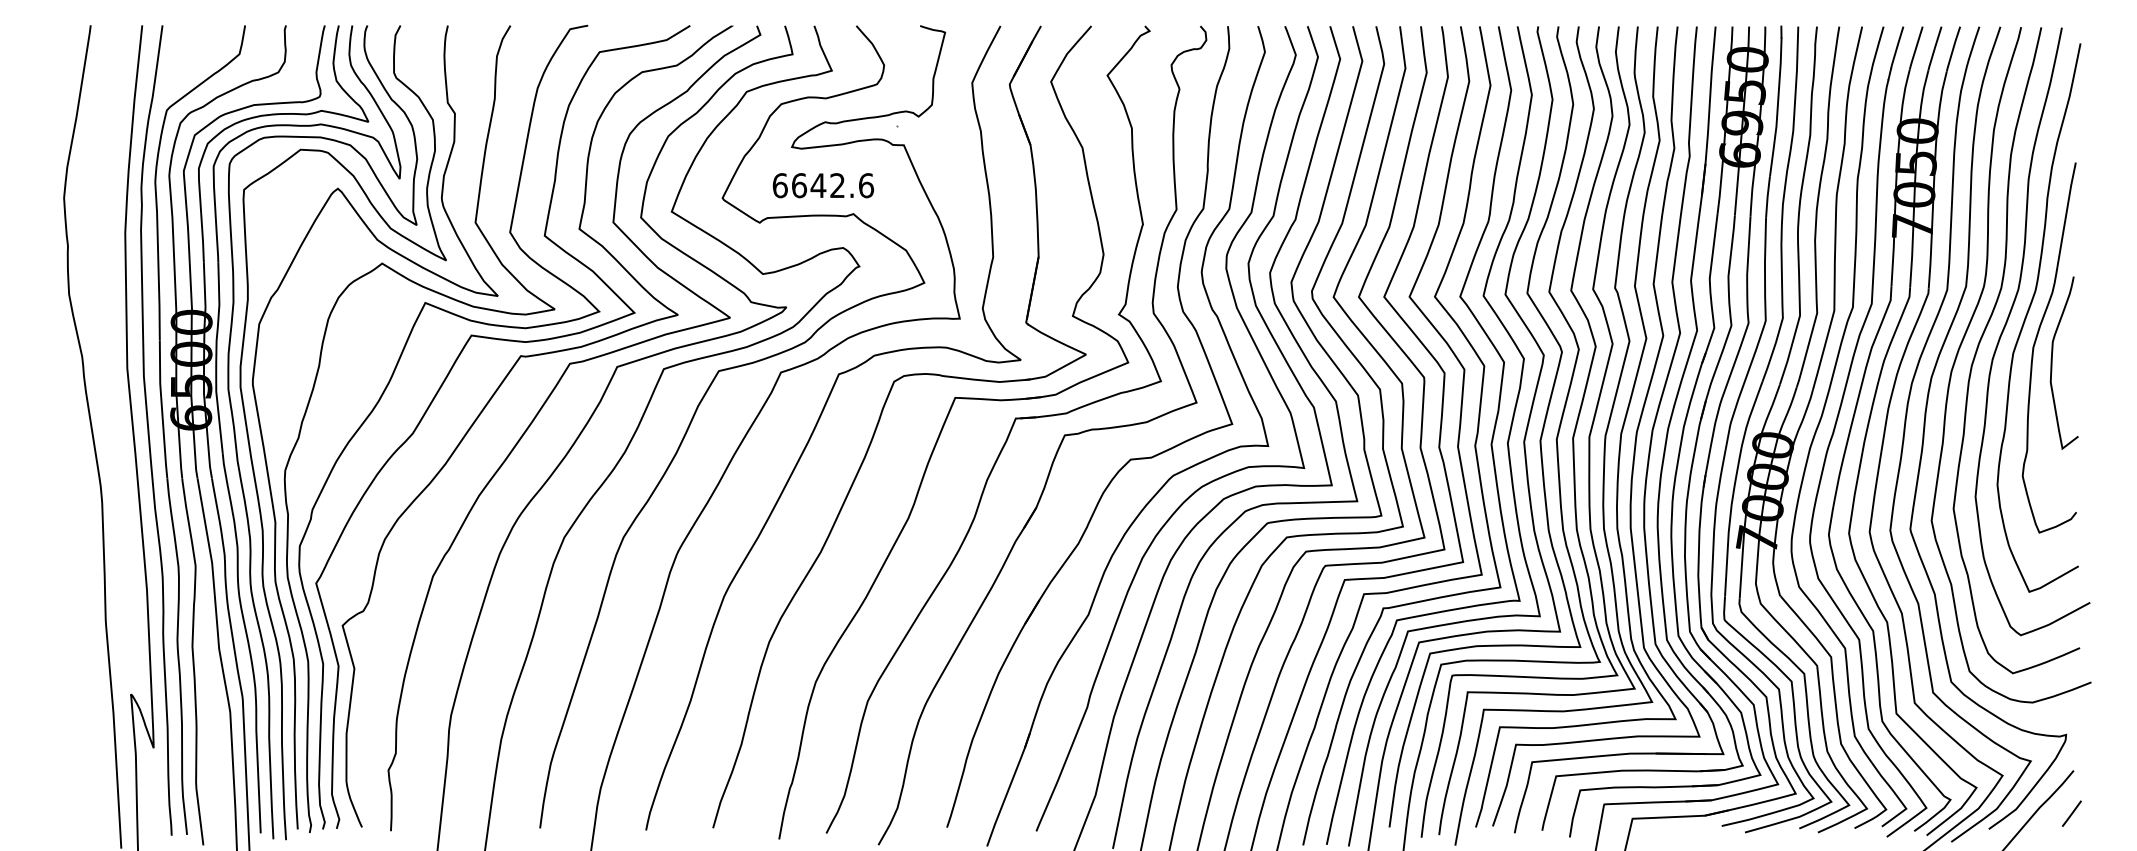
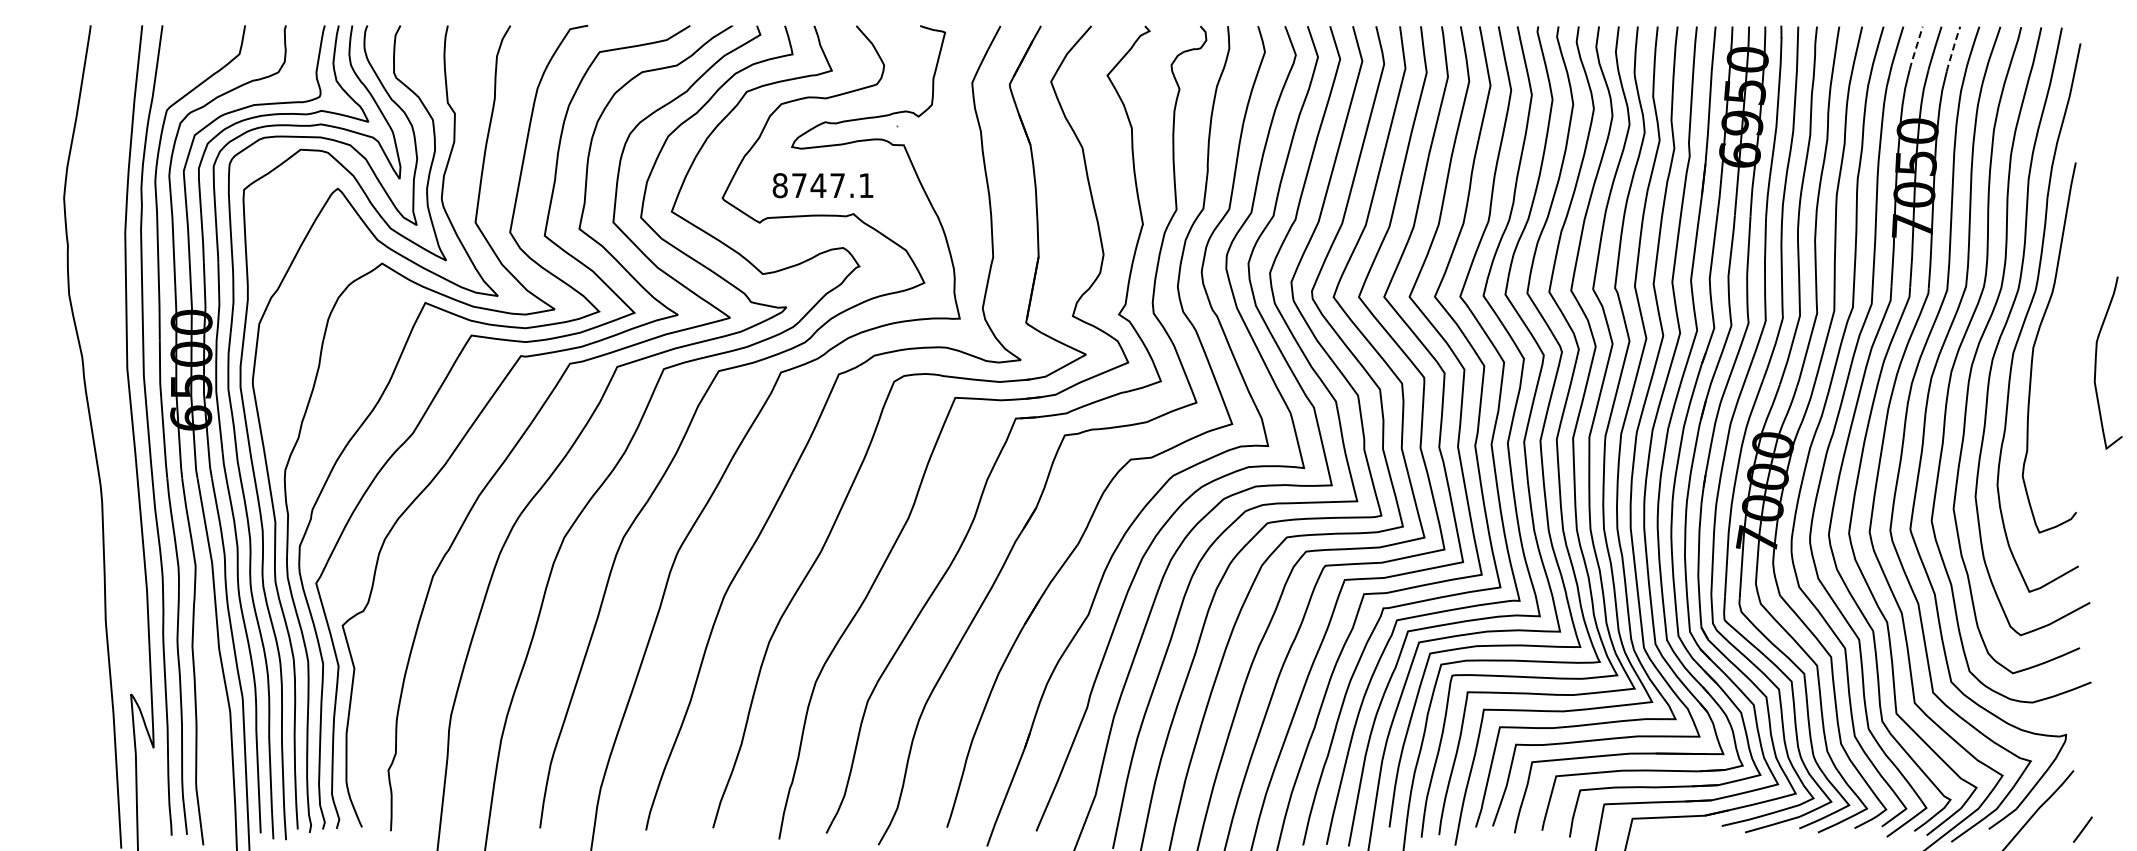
line: solid -> dashed (1915, 49)
line: solid -> dashed (1953, 49)
text: 6642.6 -> 8747.1 (823, 185)
curve position: (2052, 362) -> (2096, 362) (2096, 362)
line position: (2071, 813) -> (2082, 829) (2082, 829)
